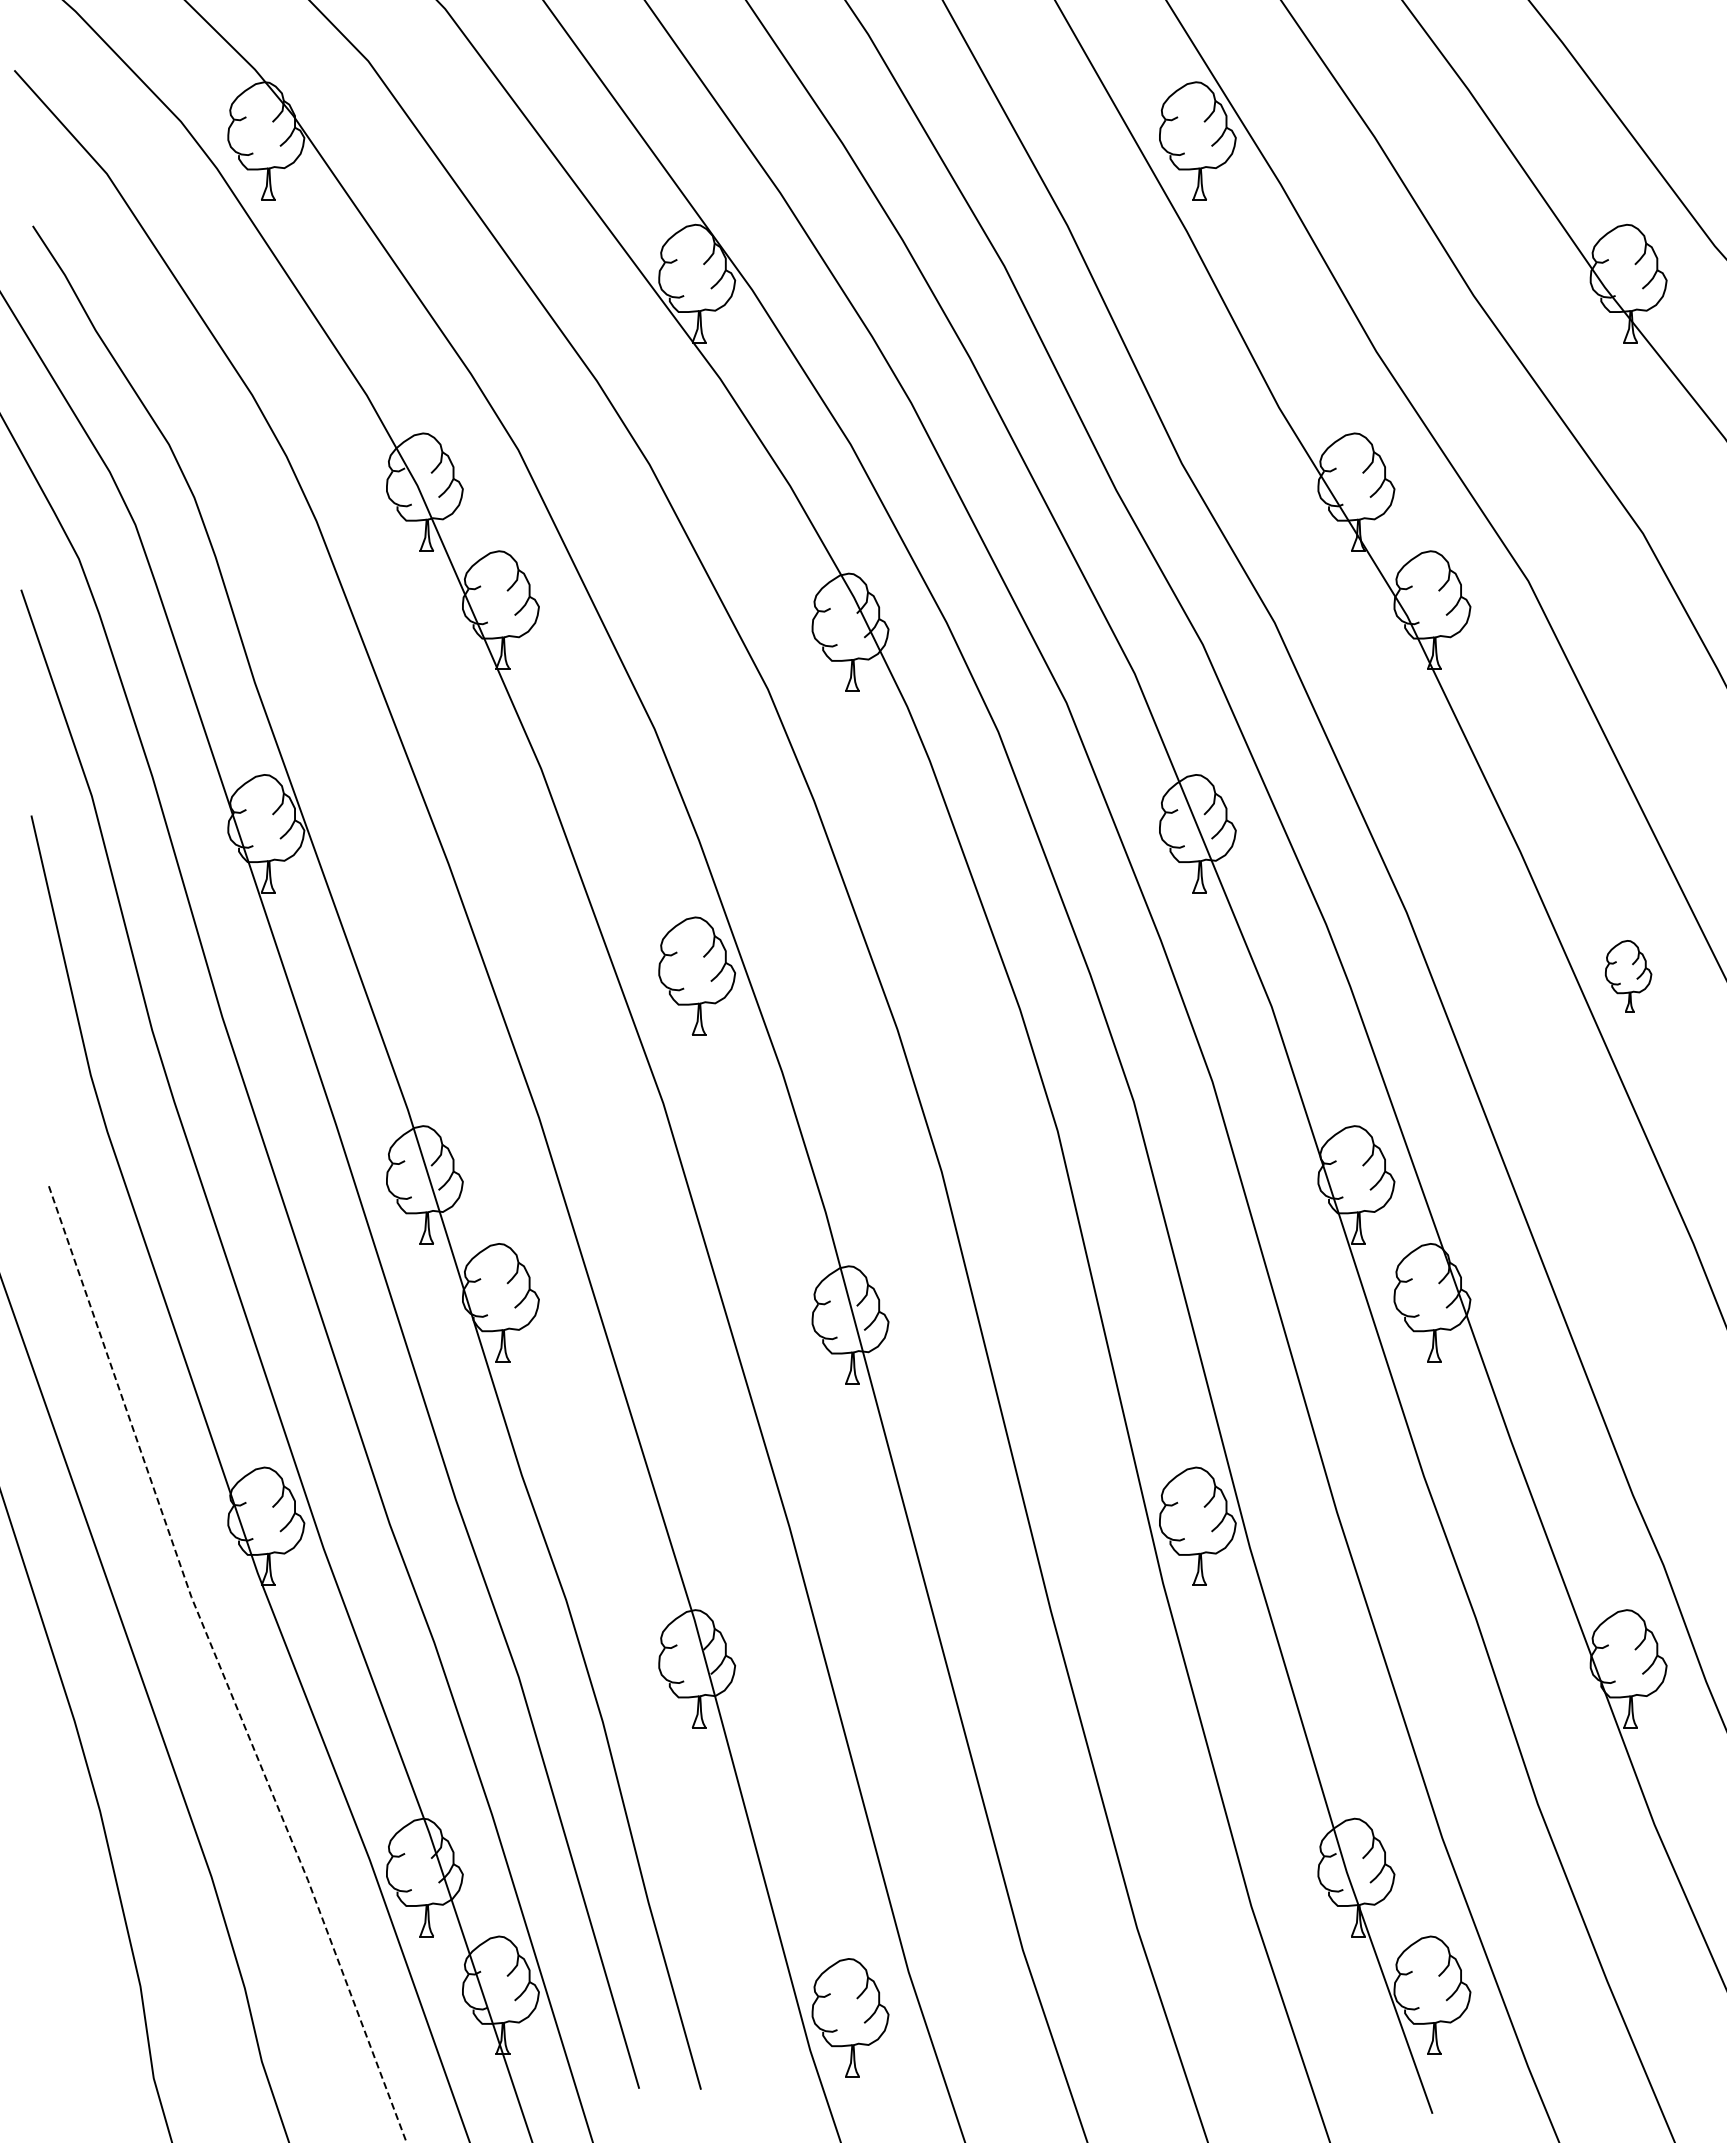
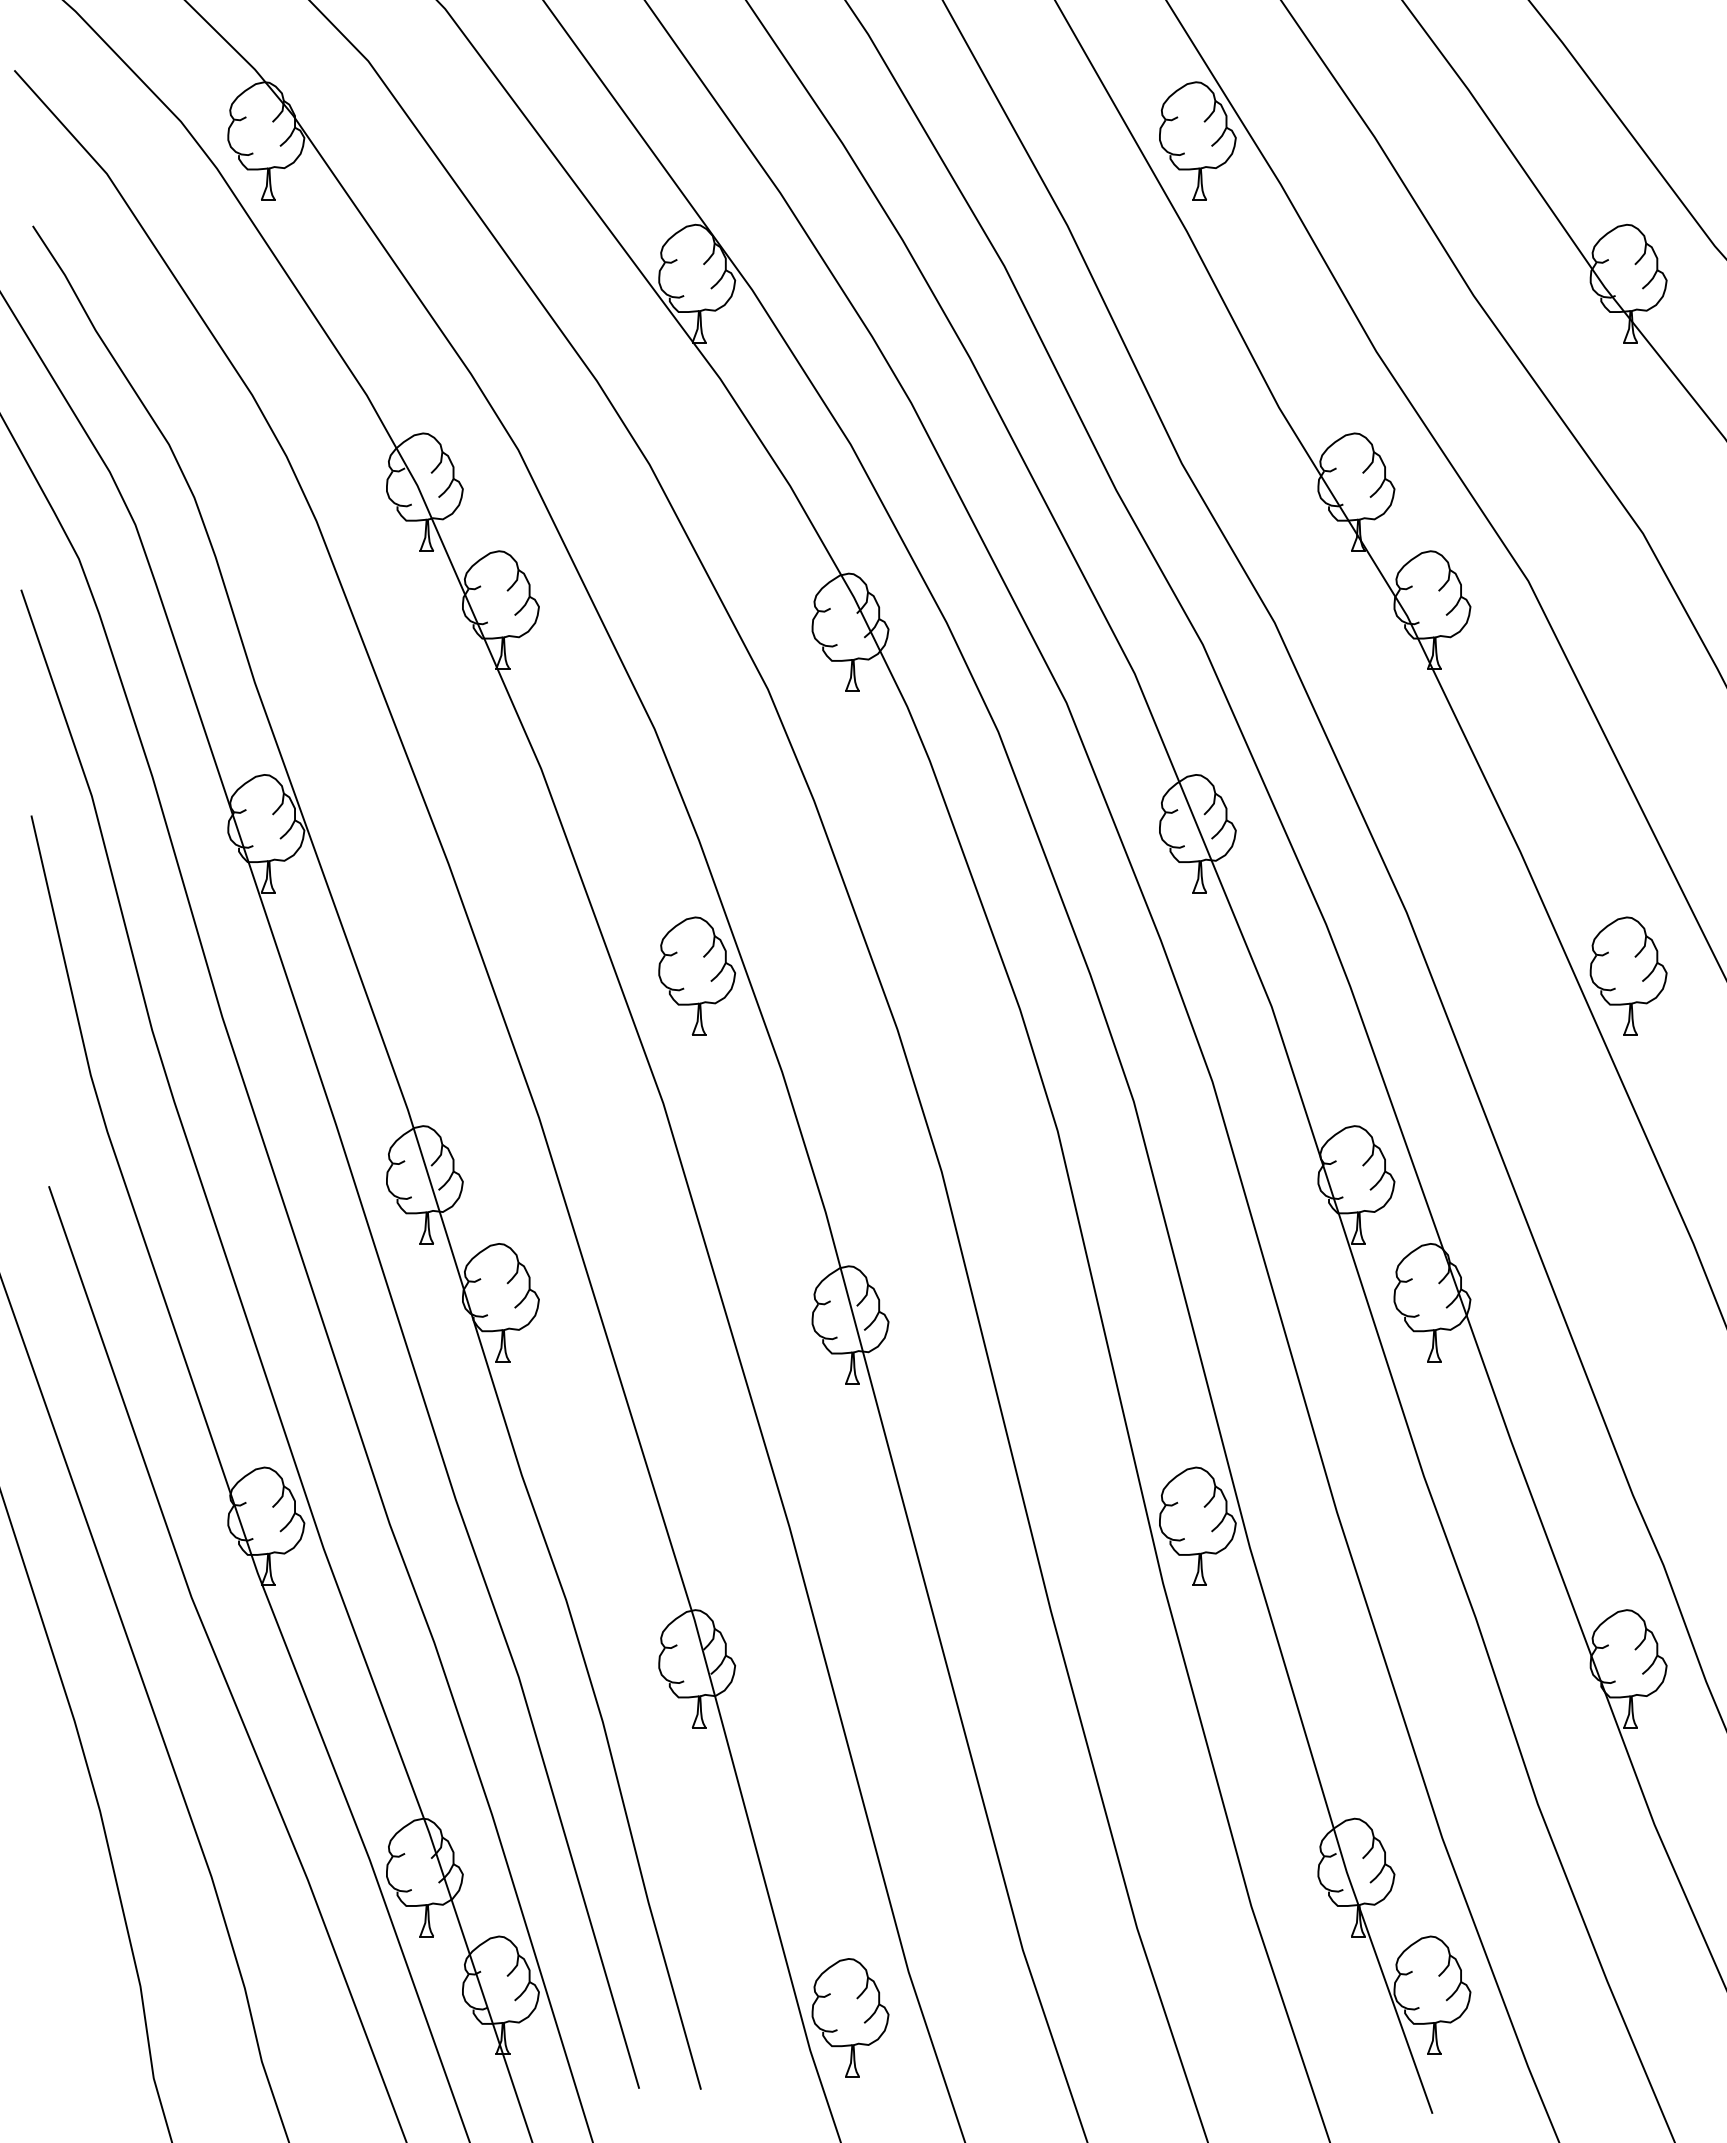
part size: 48x73 px -> 79x120 px (1628, 975)
line: dashed -> solid (220, 1667)
